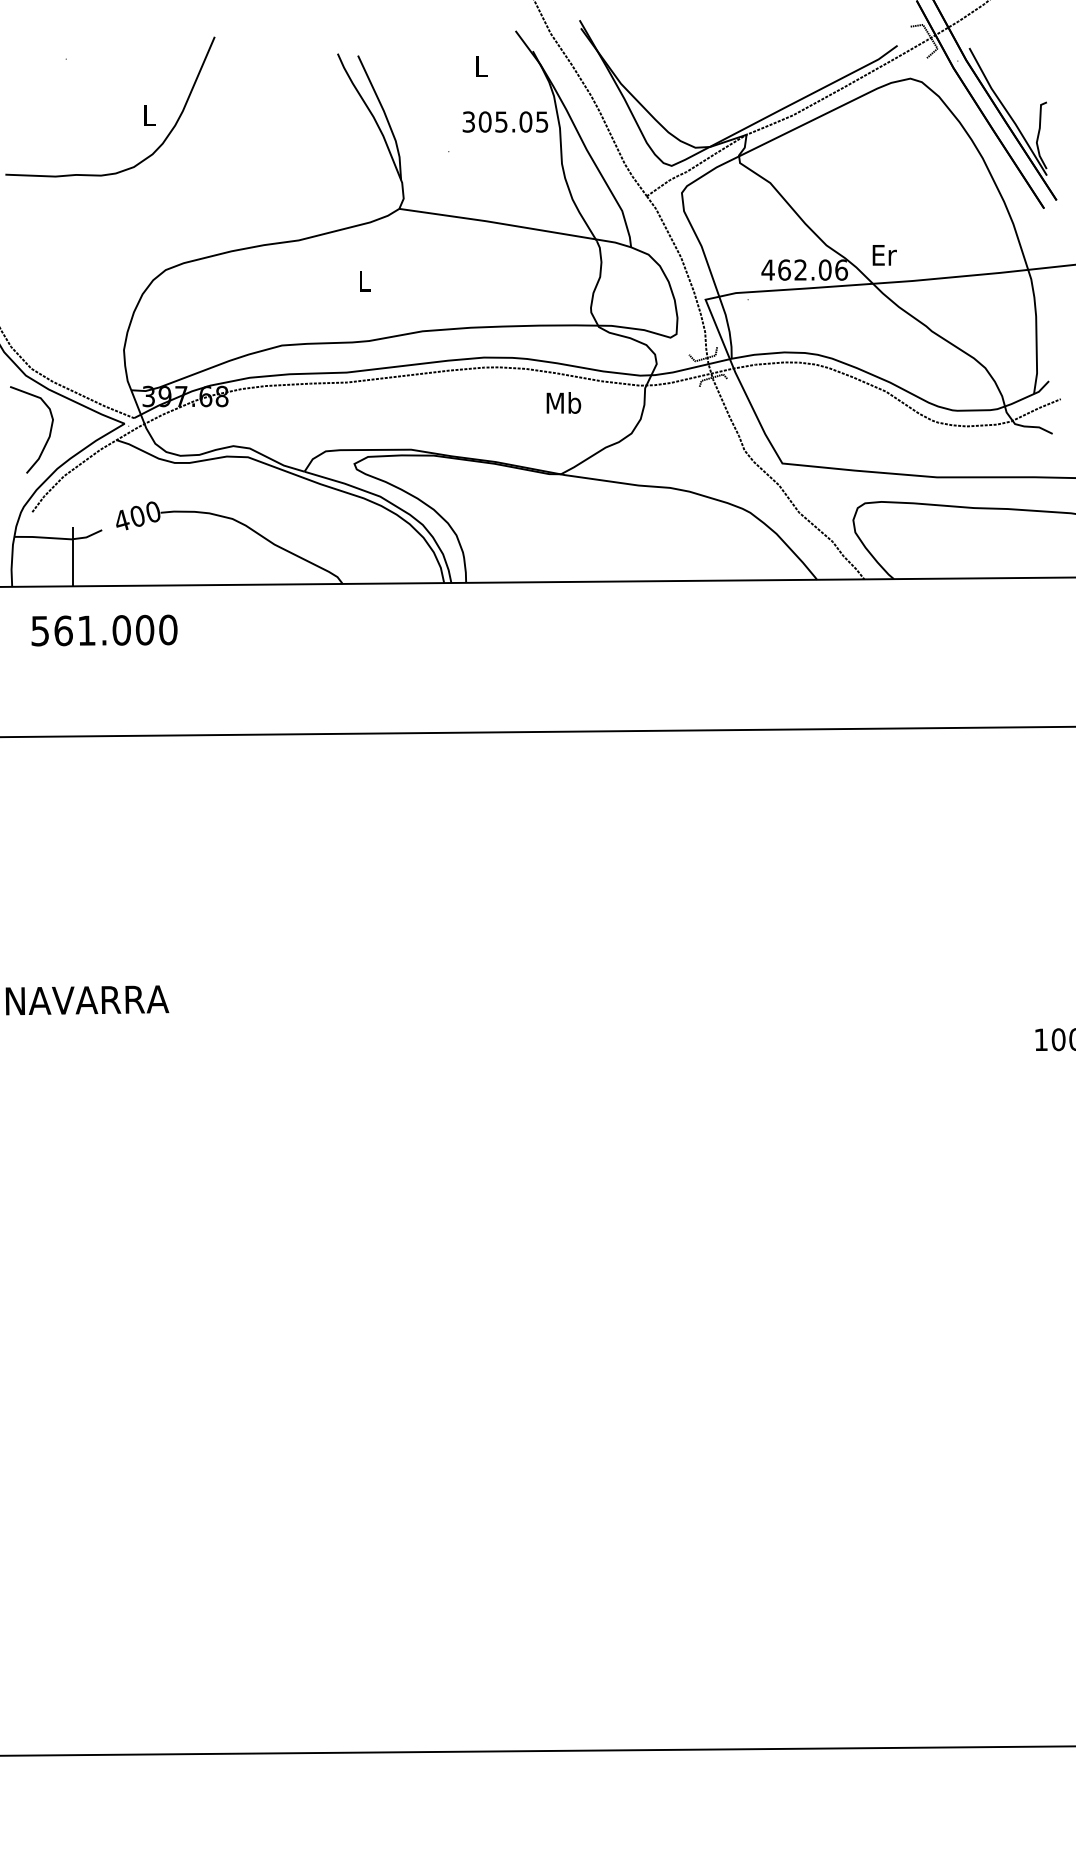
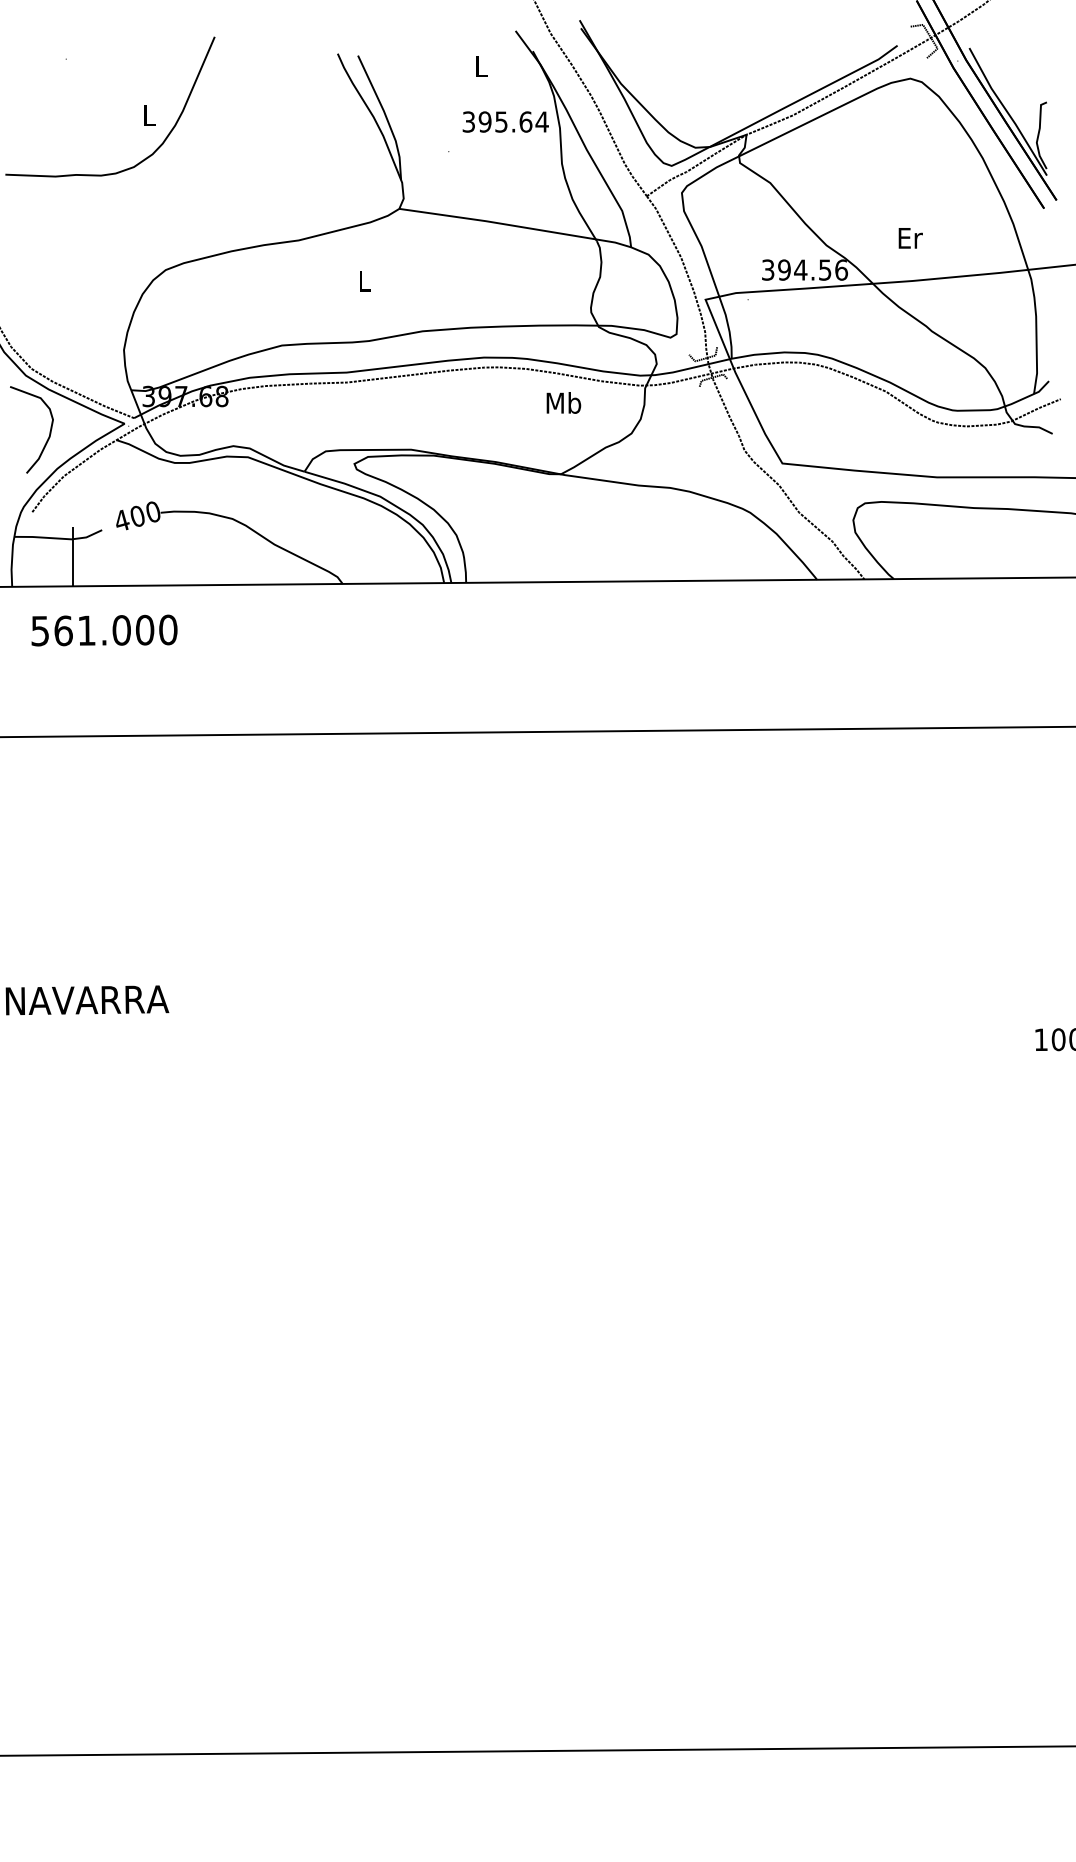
text: 305.05 -> 395.64 (513, 121)
text position: (884, 255) -> (910, 238) (910, 238)
text: 462.06 -> 394.56 (796, 269)
